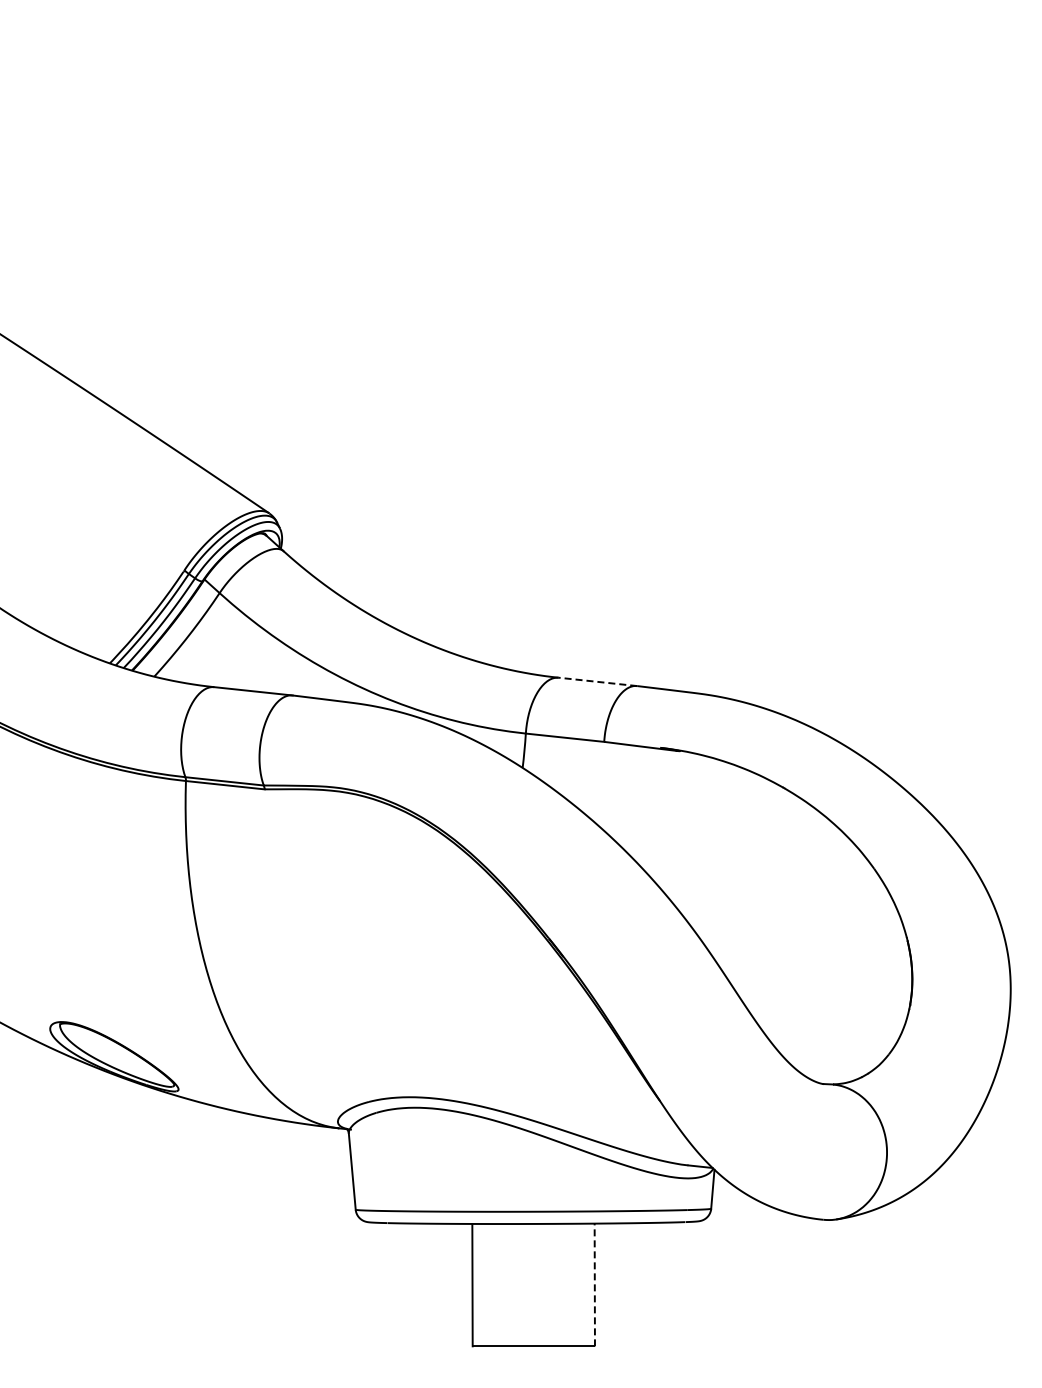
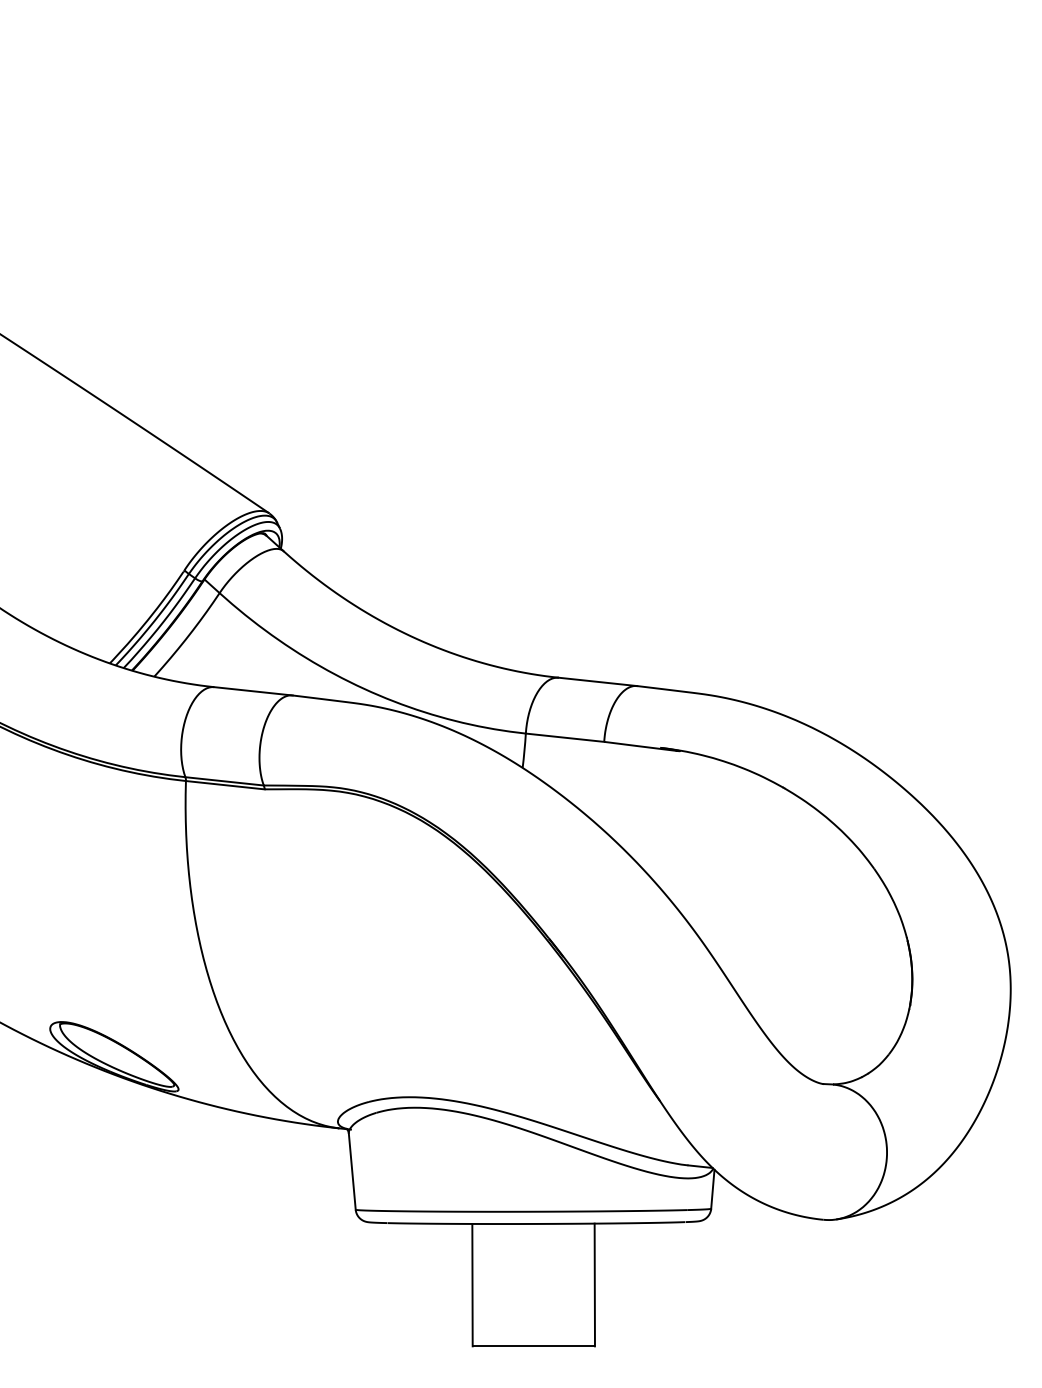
line: dashed -> solid (597, 681)
line: dashed -> solid (594, 1284)
